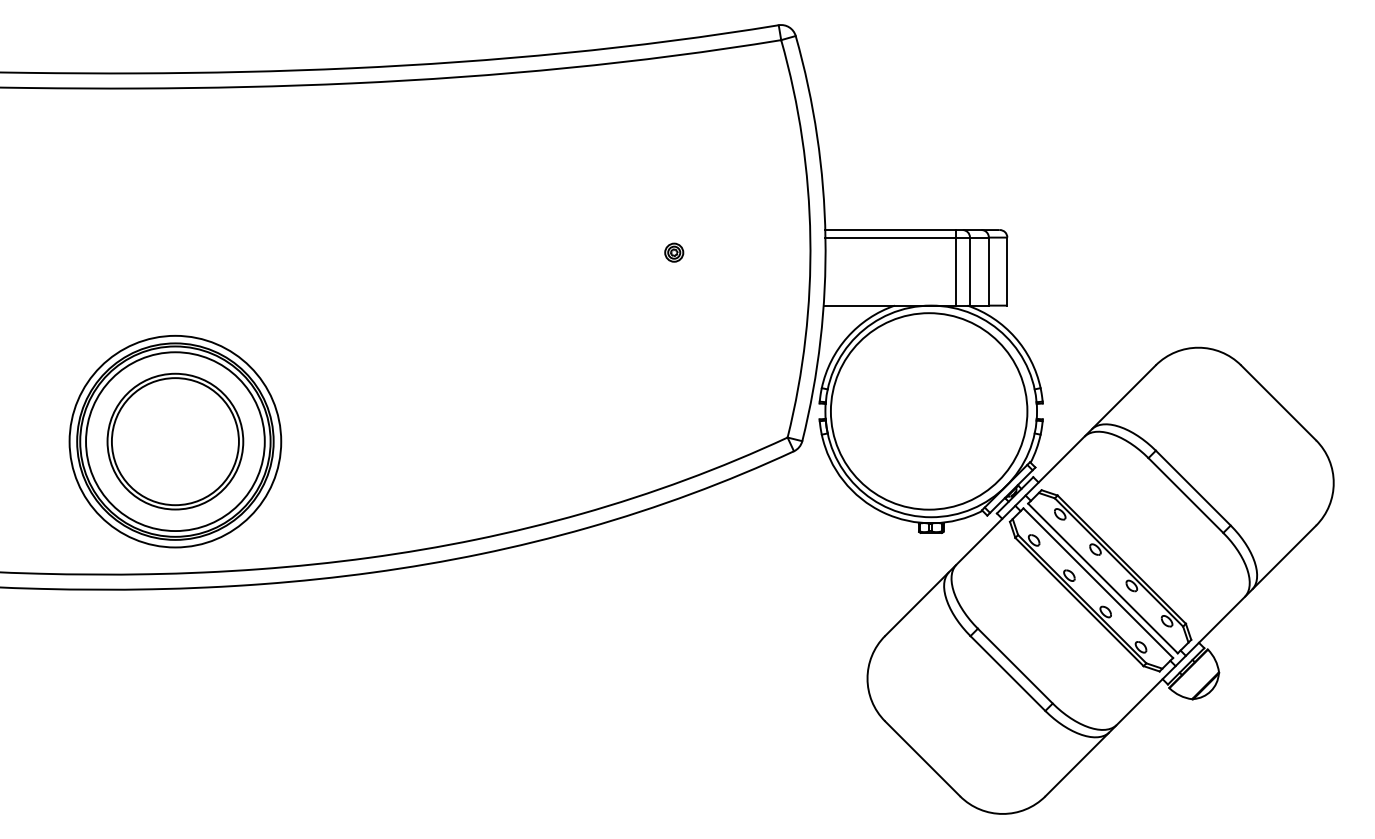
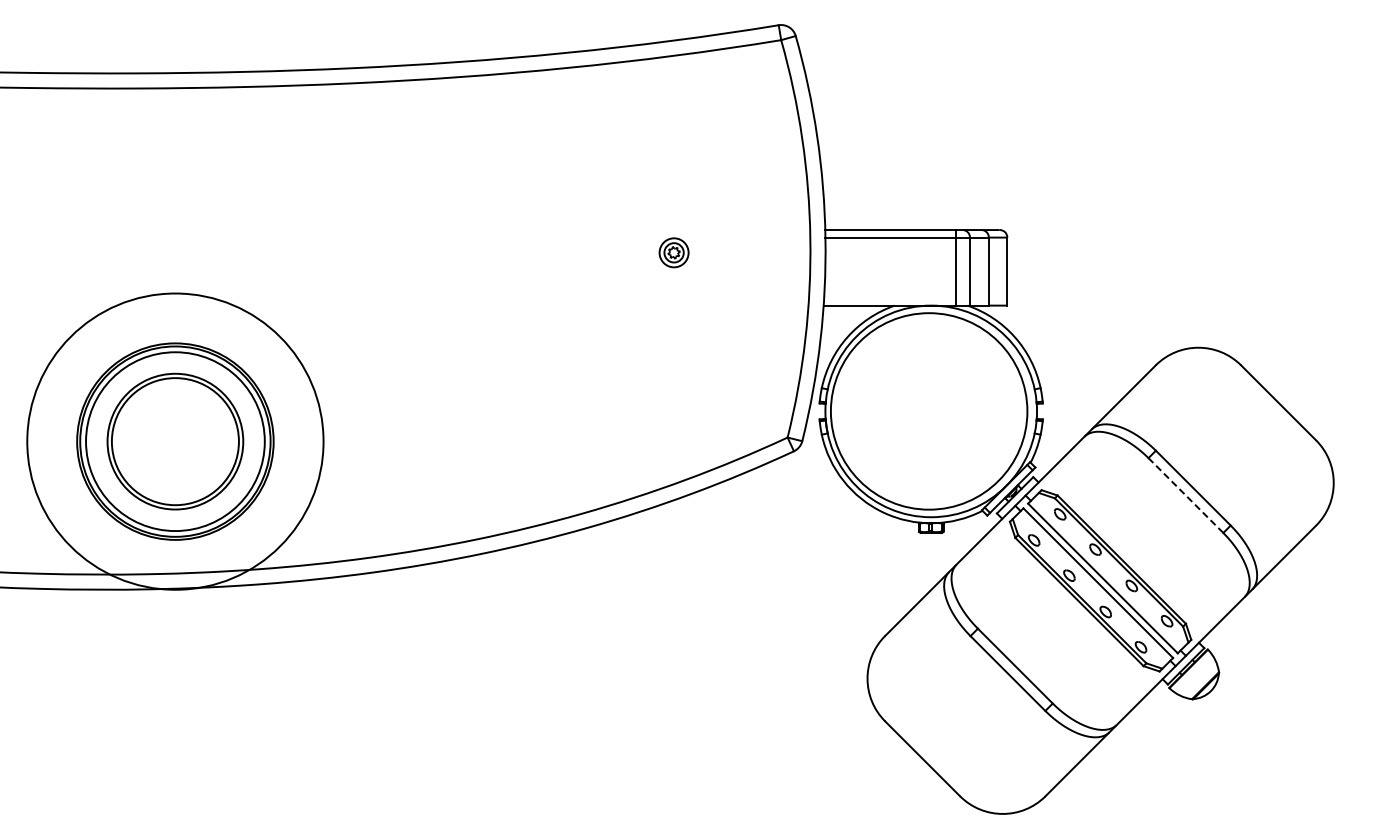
part size: 21x21 px -> 32x32 px (673, 252)
circle diameter: 212 px -> 296 px (175, 441)
line: solid -> dashed (1185, 495)
